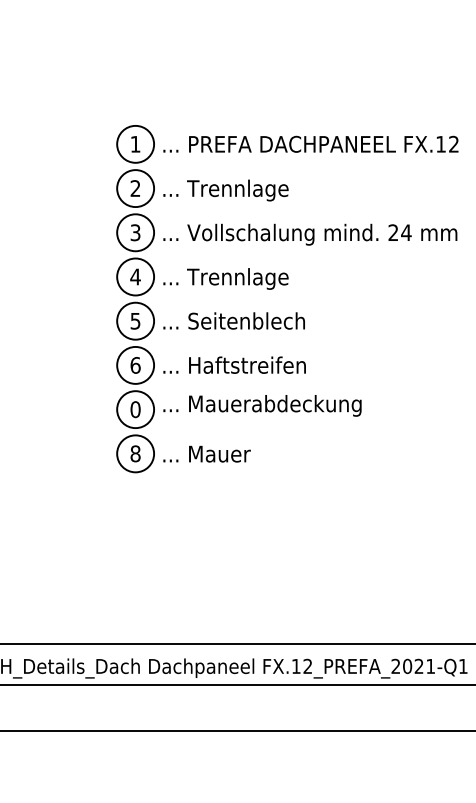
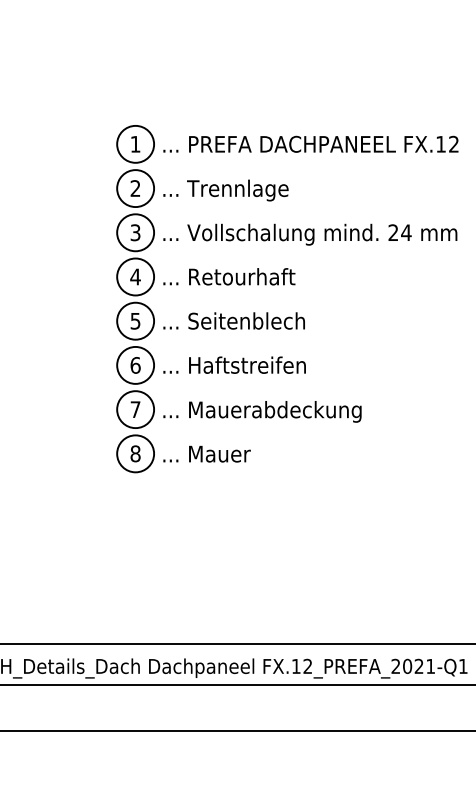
text: ... Trennlage -> ... Retourhaft (241, 278)
text position: (262, 405) -> (262, 411) (262, 411)
text: 0 -> 7 (135, 409)
